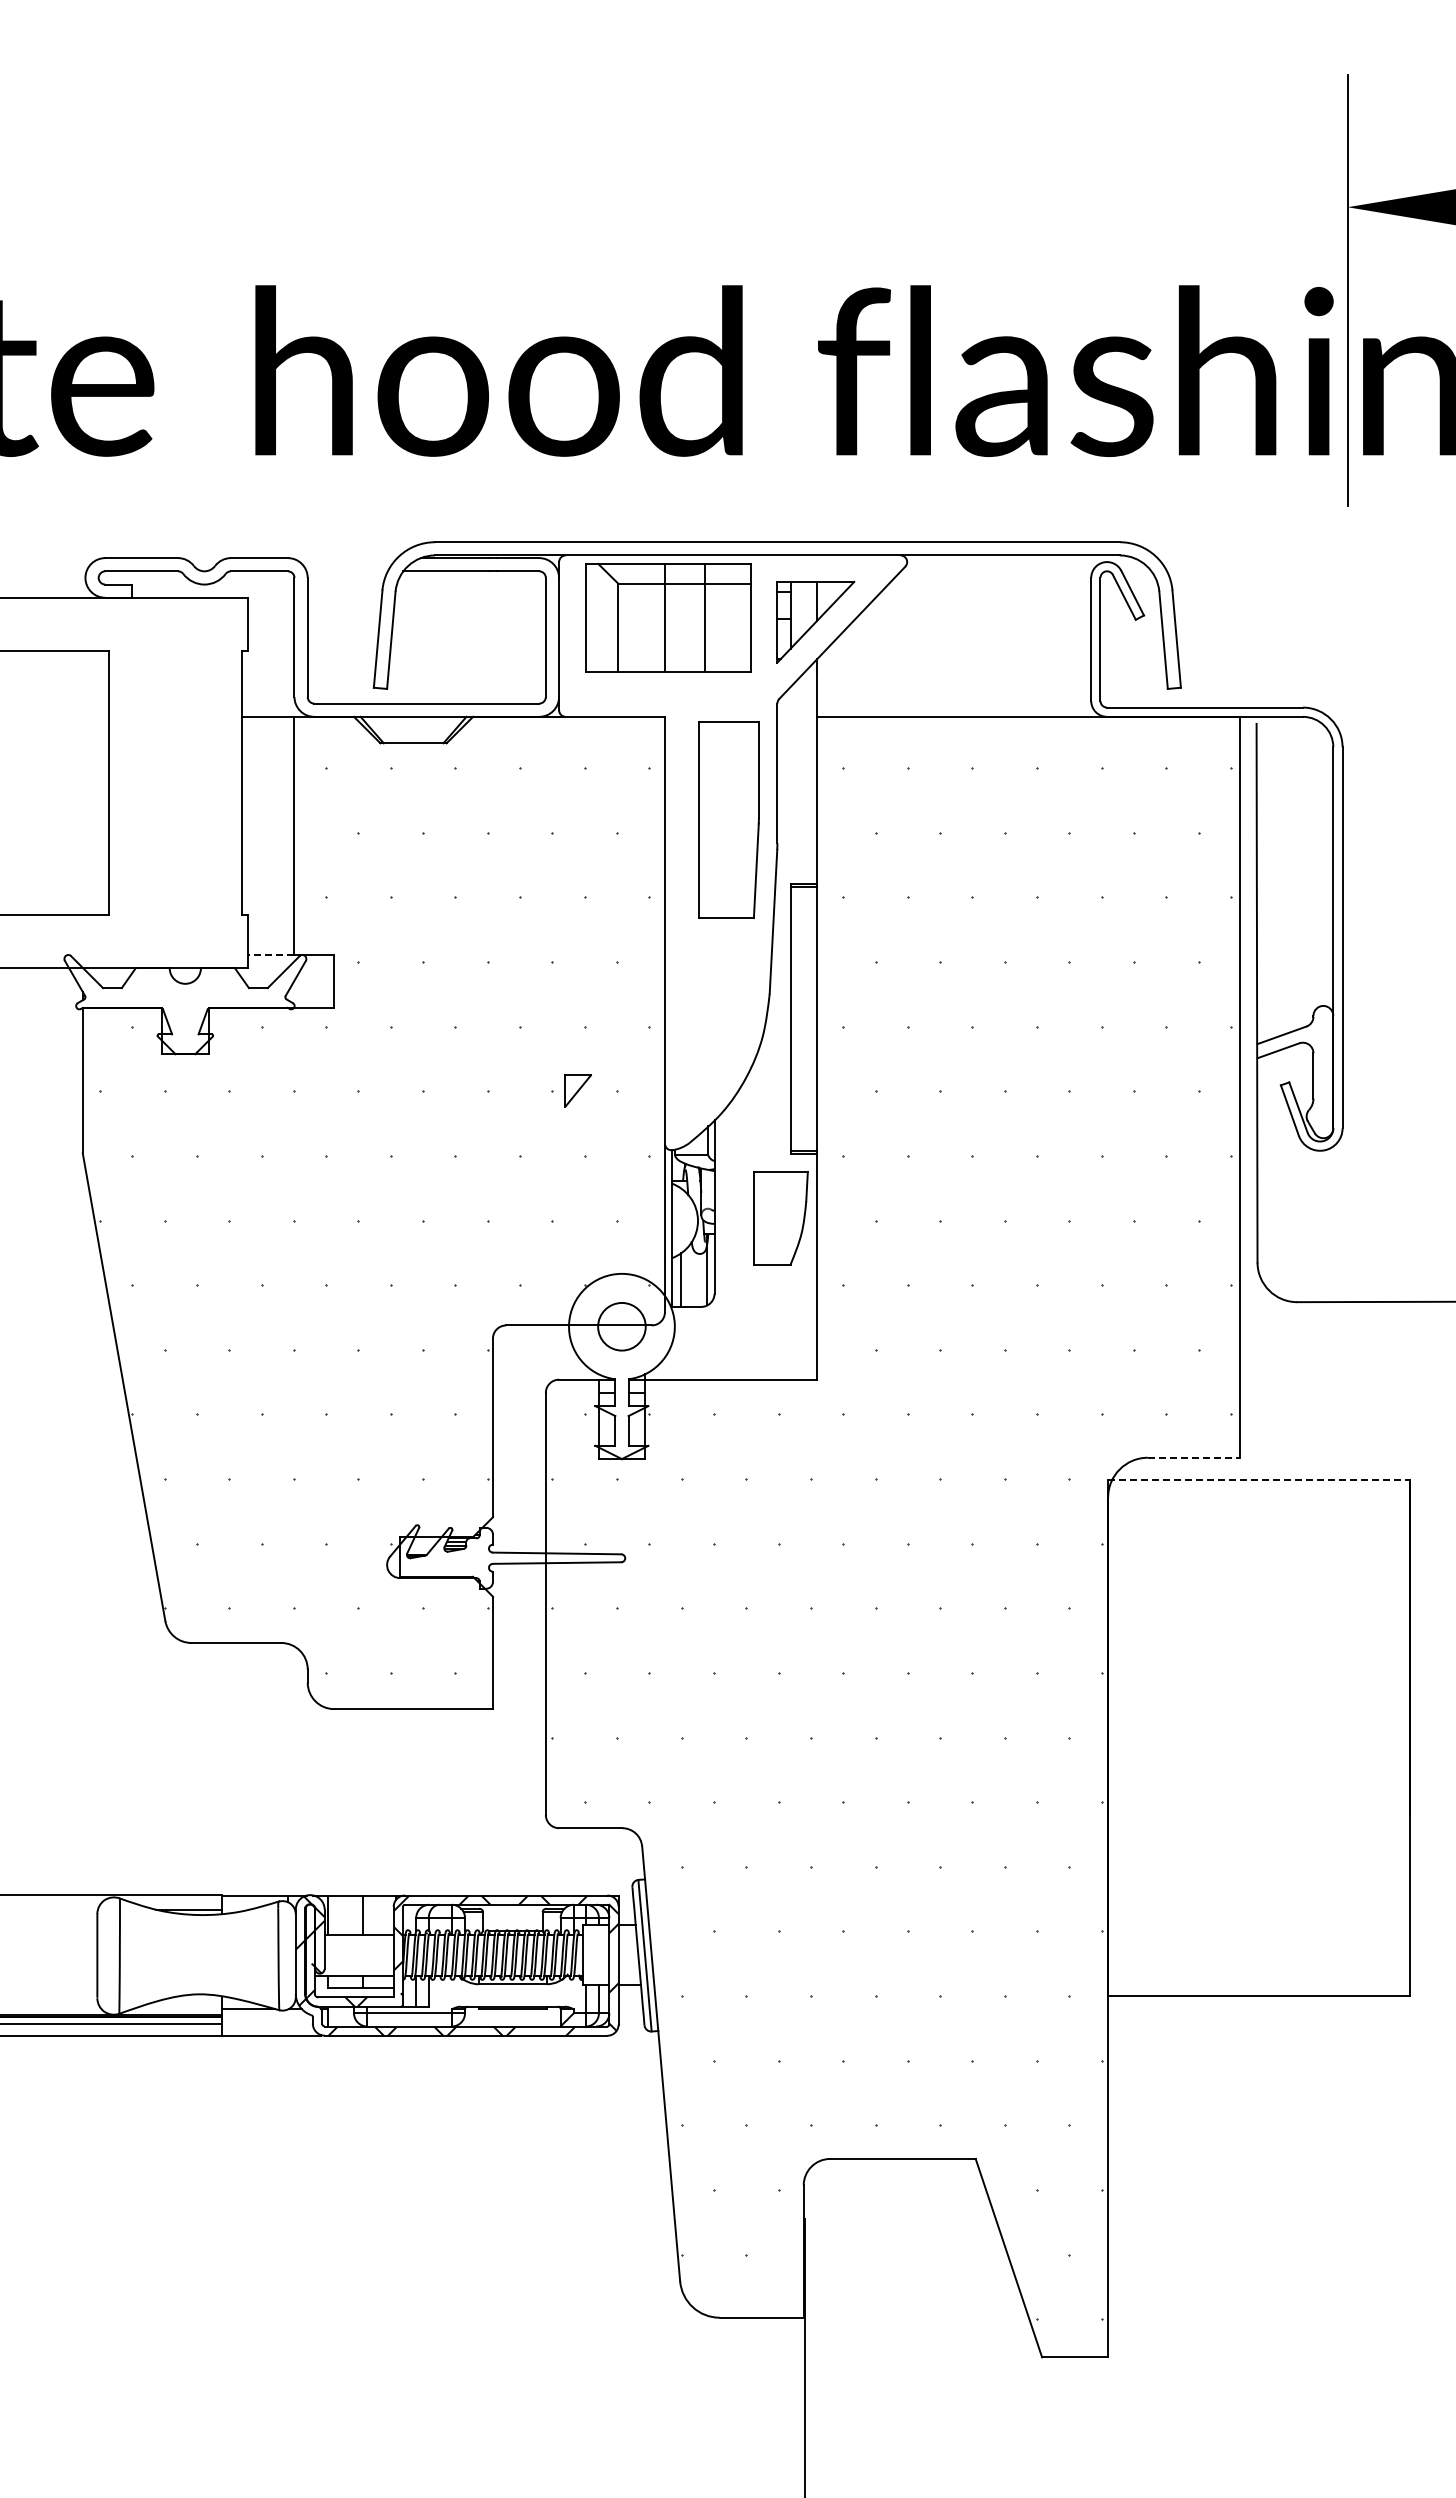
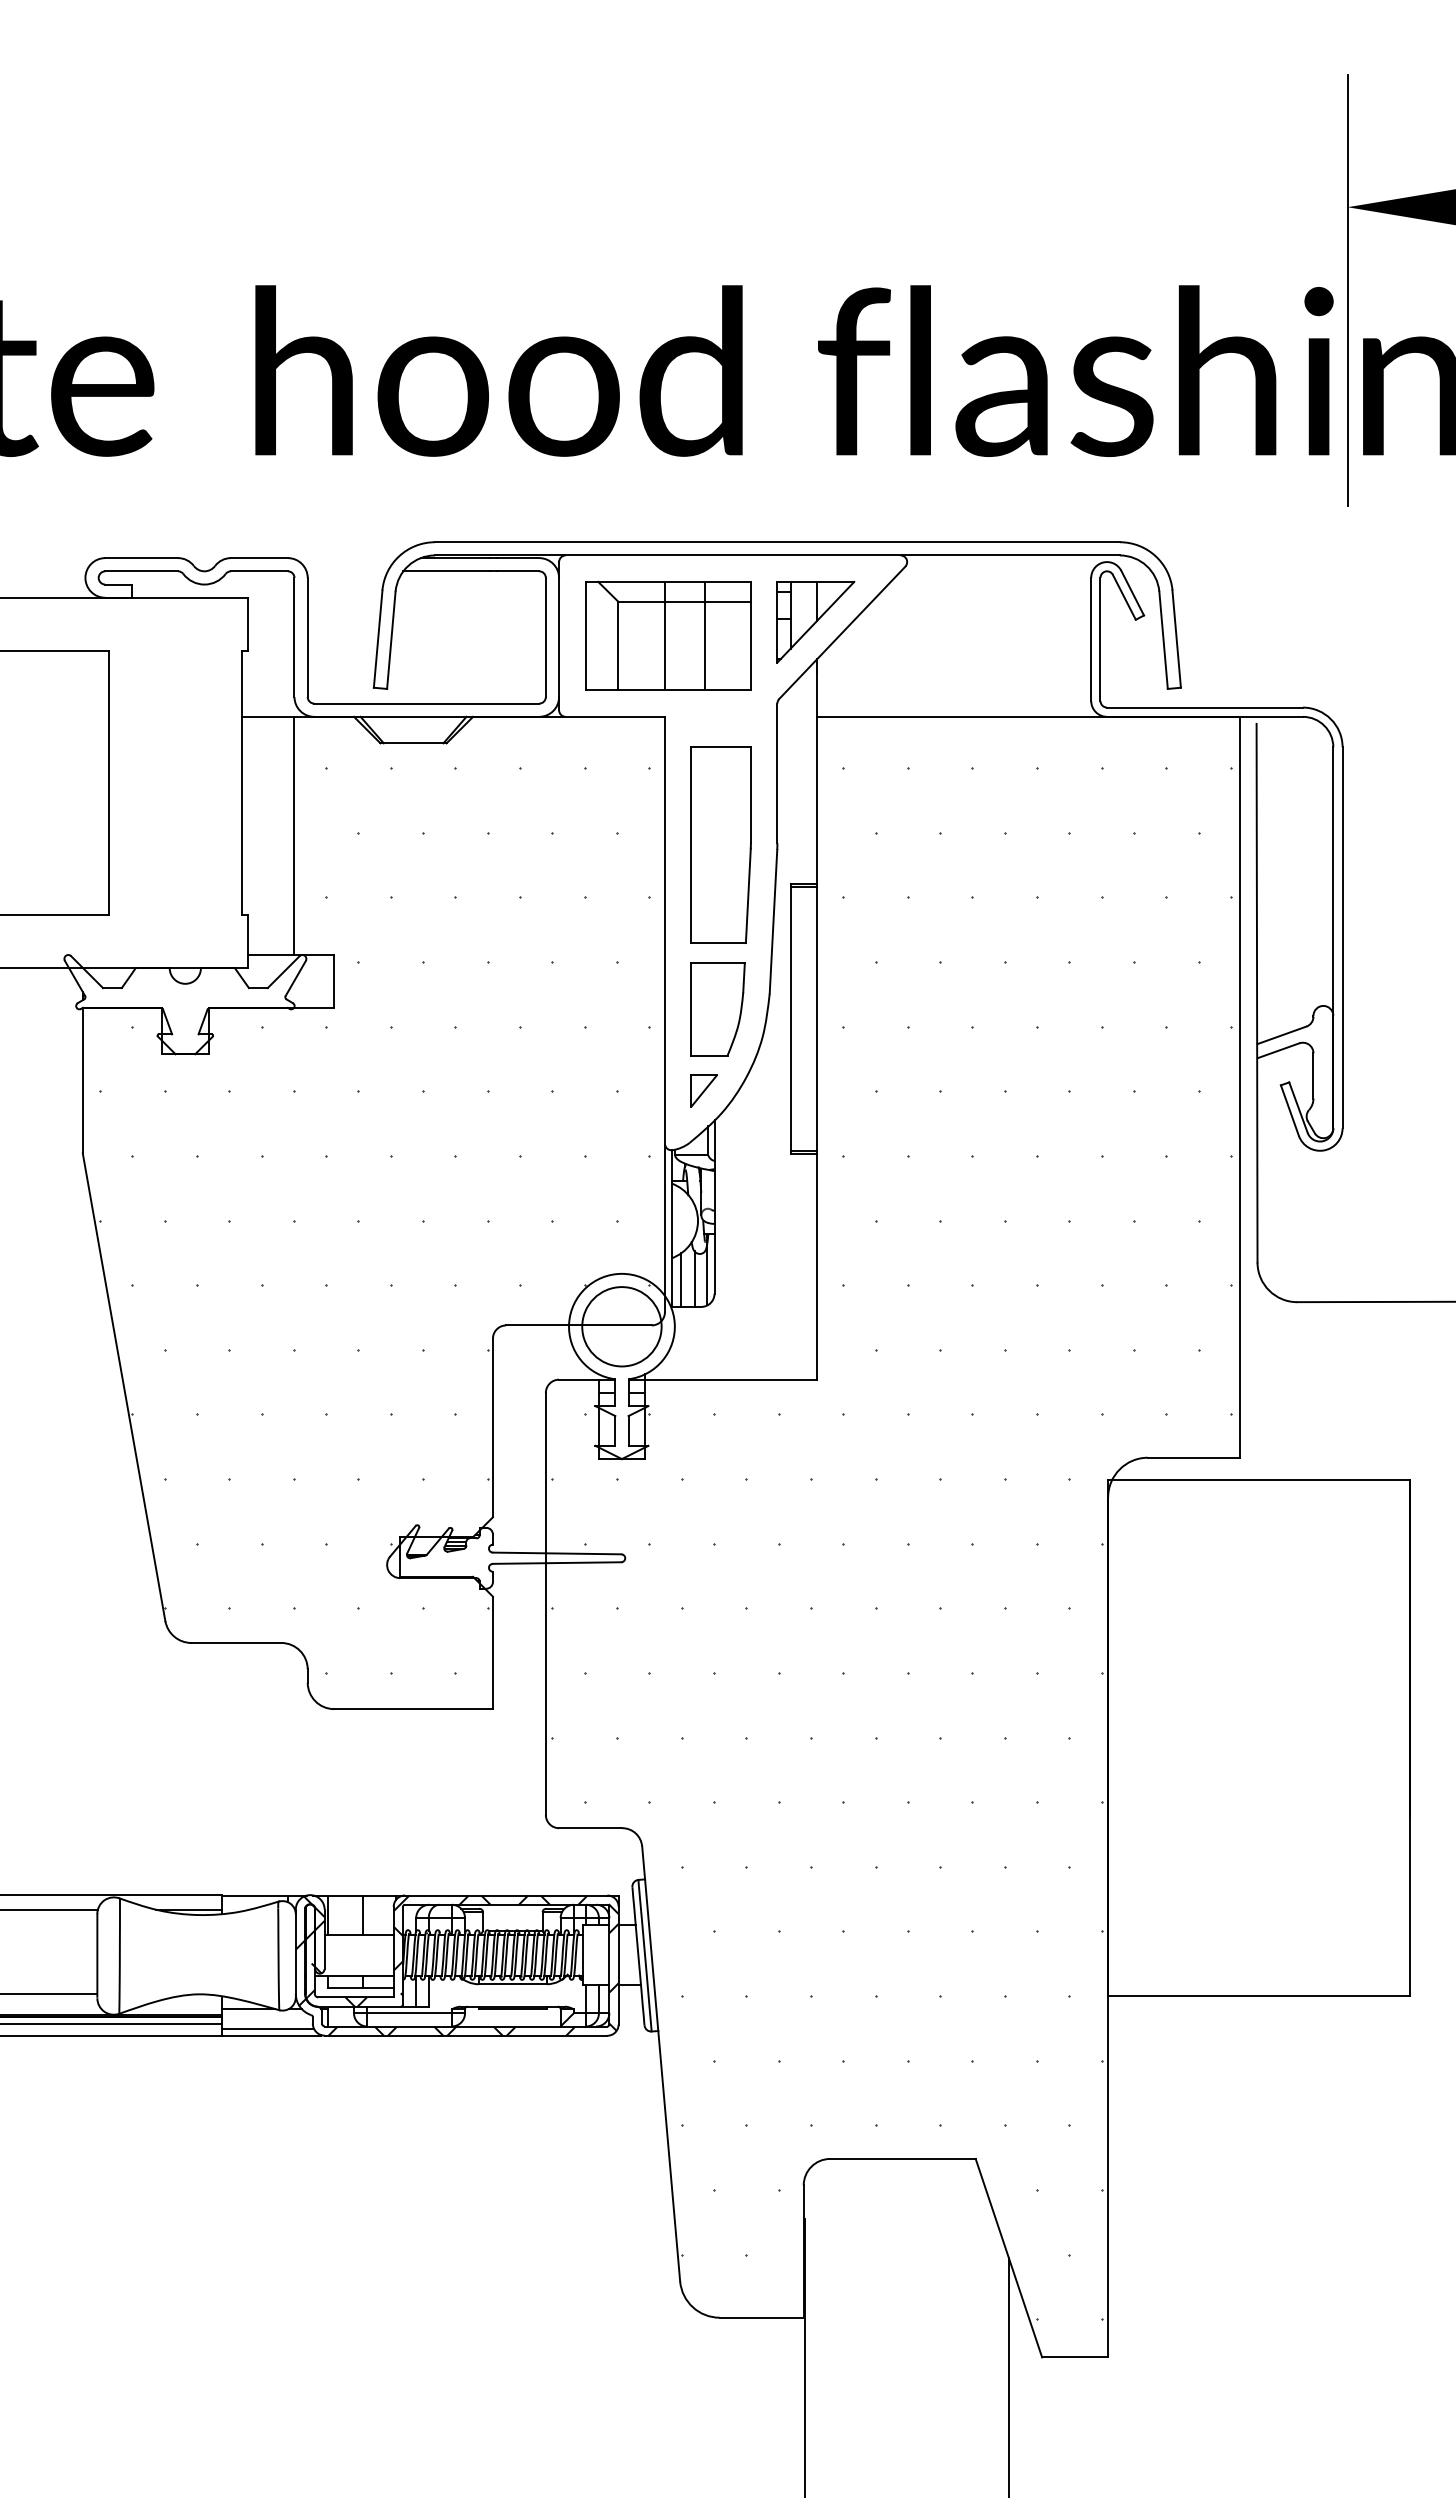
part position: (668, 617) -> (668, 635) (668, 635)
part position: (728, 819) -> (720, 844) (720, 844)
line: dashed -> solid (270, 955)
part position: (577, 1090) -> (703, 1090) (703, 1090)
part position: (780, 1218) -> (717, 1009) (717, 1009)
line: none -> present (694, 1278)
circle diameter: 48 px -> 79 px (621, 1326)
line: dashed -> solid (1194, 1457)
line: dashed -> solid (1259, 1480)
line: none -> present (50, 1909)
line: none -> present (49, 1993)
line: none -> present (267, 2029)
line: none -> present (1008, 2376)
